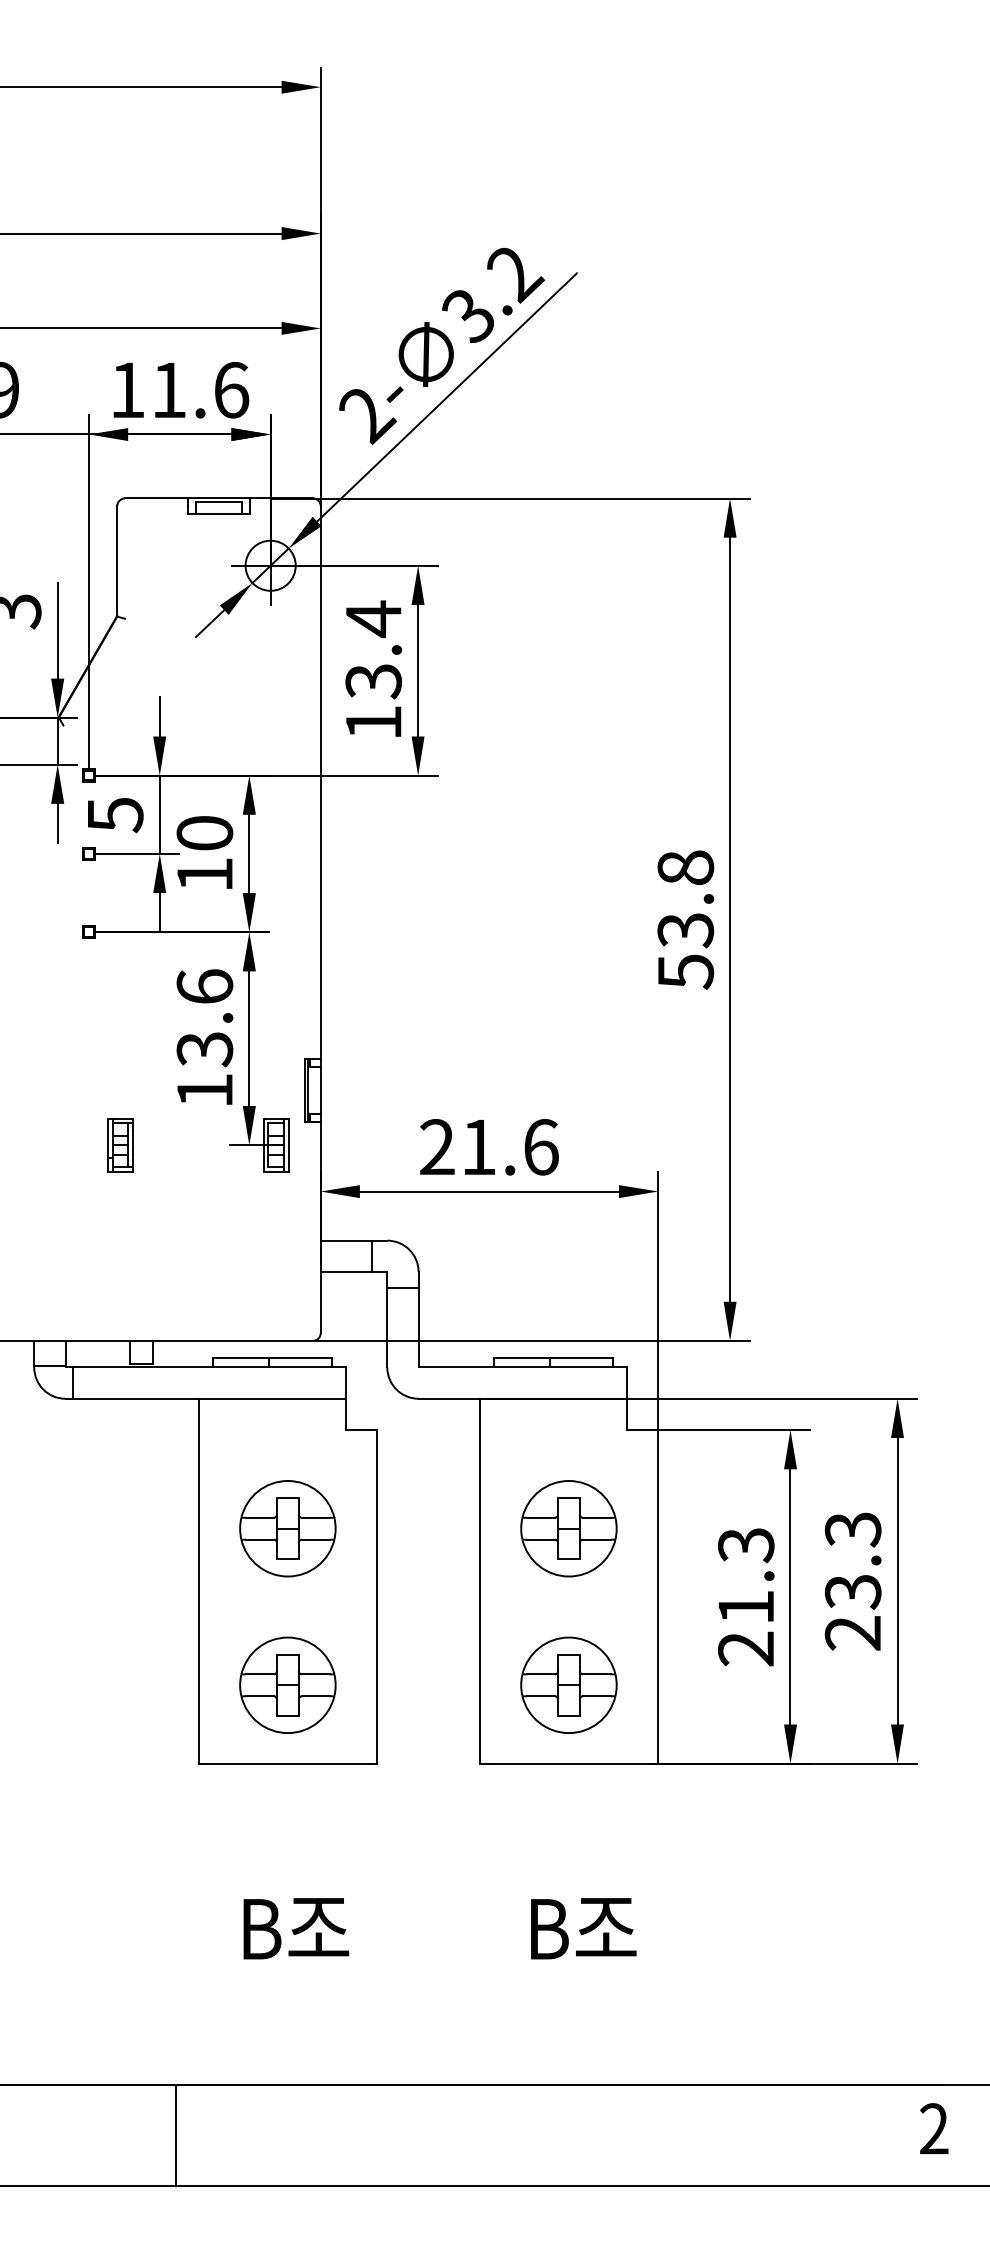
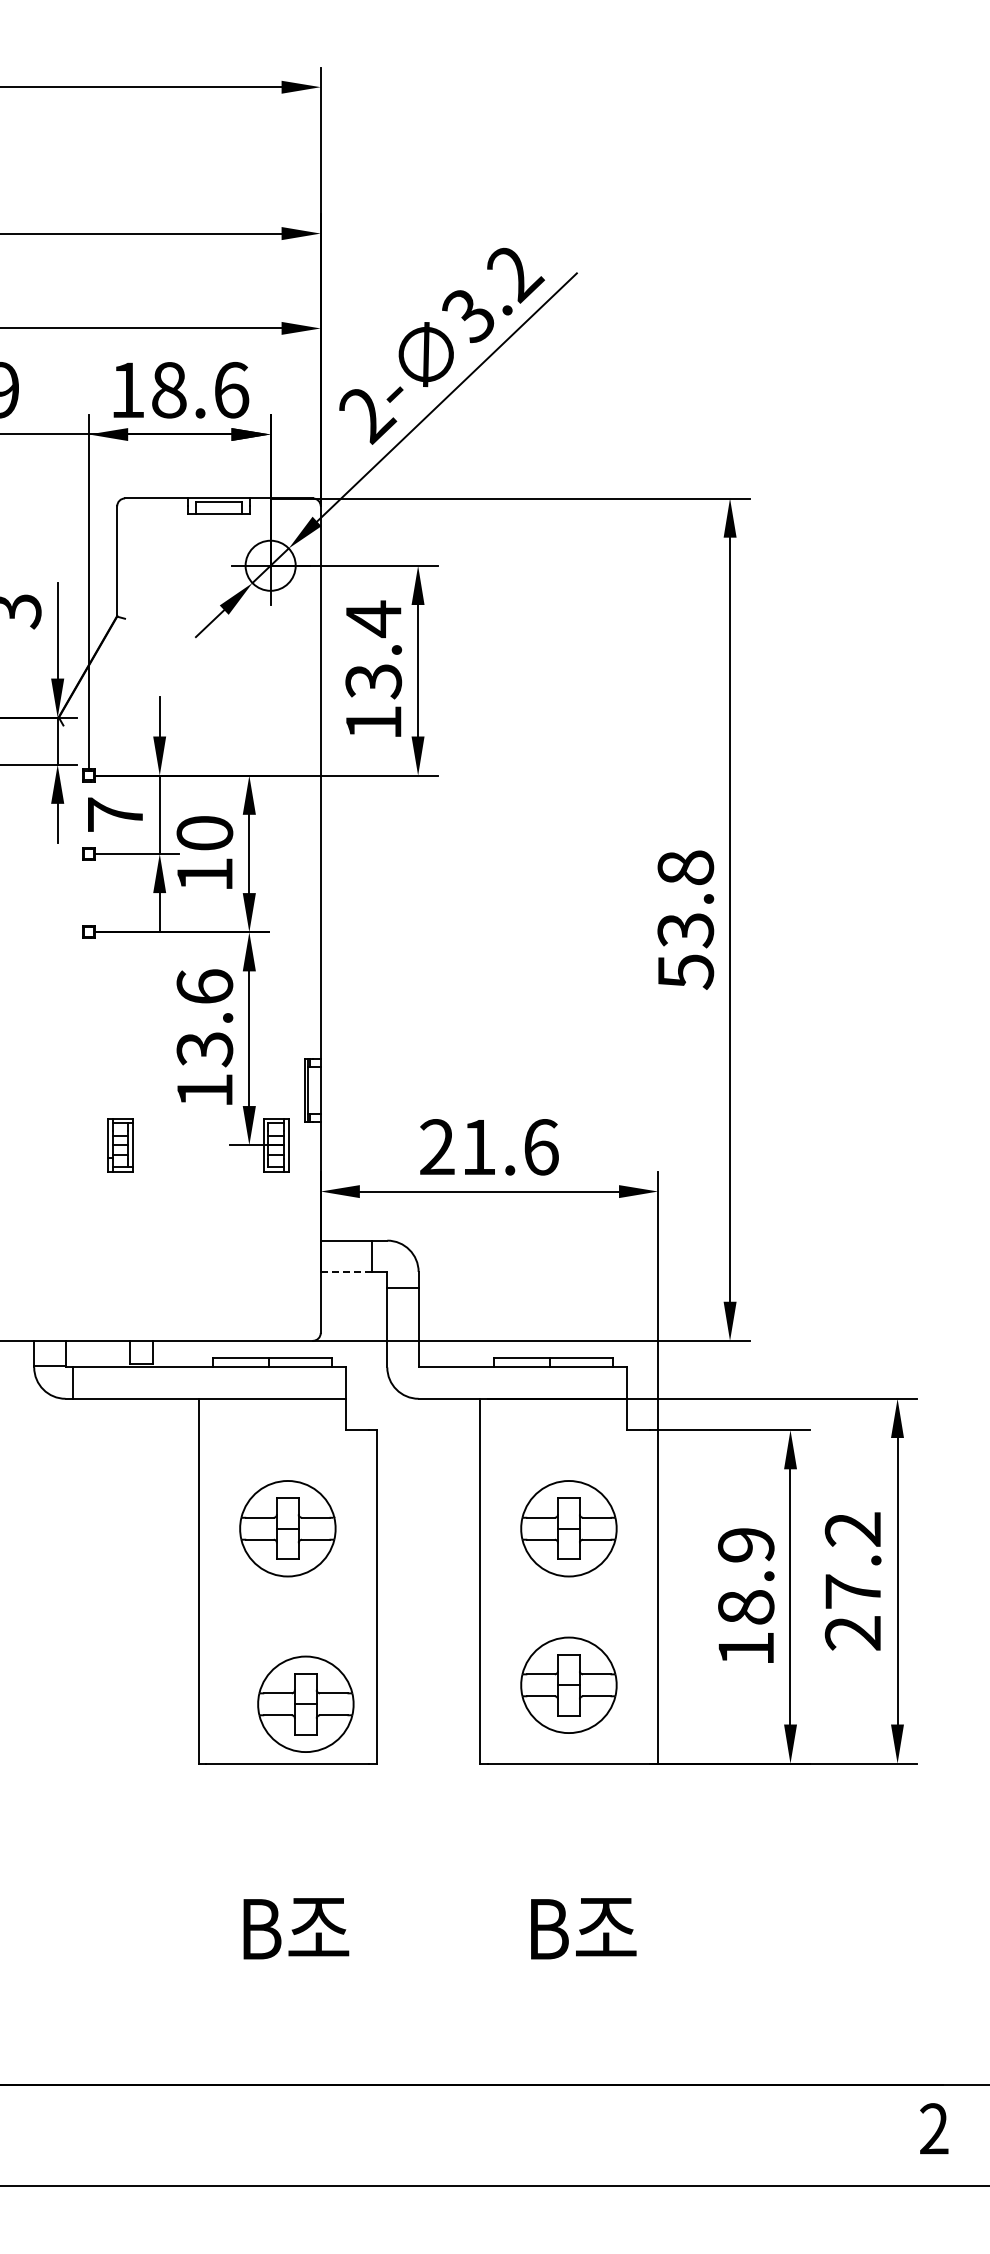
text: 11.6 -> 18.6 (169, 390)
text: 5 -> 7 (115, 815)
line: solid -> dashed (346, 1271)
text: 23.3 -> 27.2 (852, 1560)
text: 21.3 -> 18.9 (746, 1597)
part position: (287, 1684) -> (305, 1703) (305, 1703)
line: present -> none (175, 2135)
